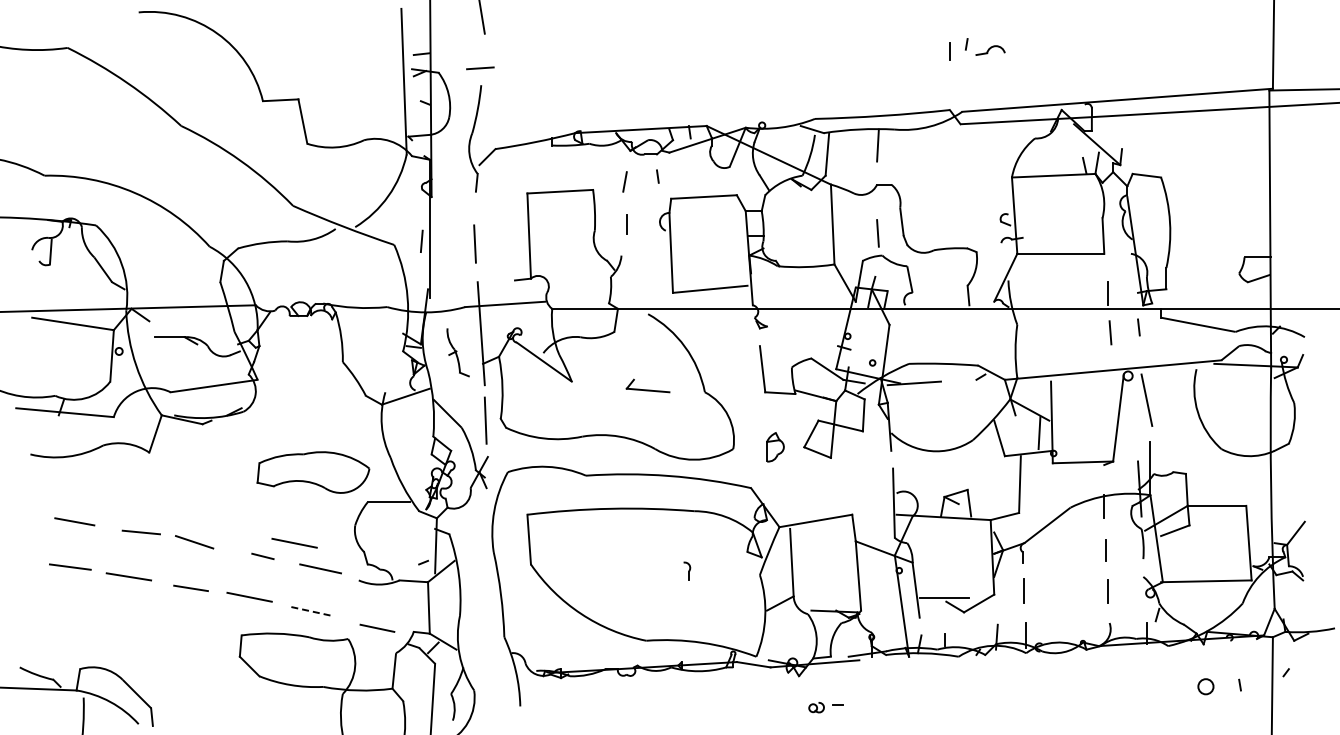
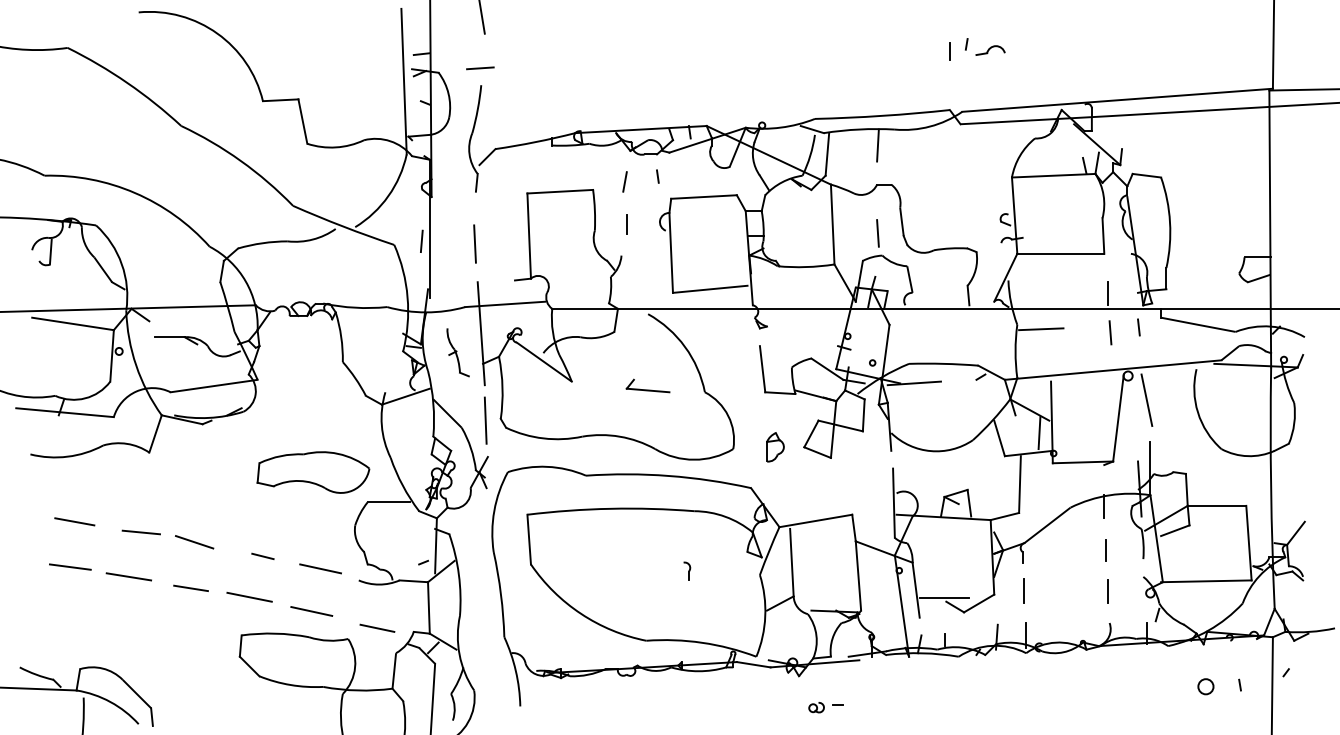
line: none -> present (1041, 329)
line: present -> none (294, 542)
line: dashed -> solid (311, 611)
